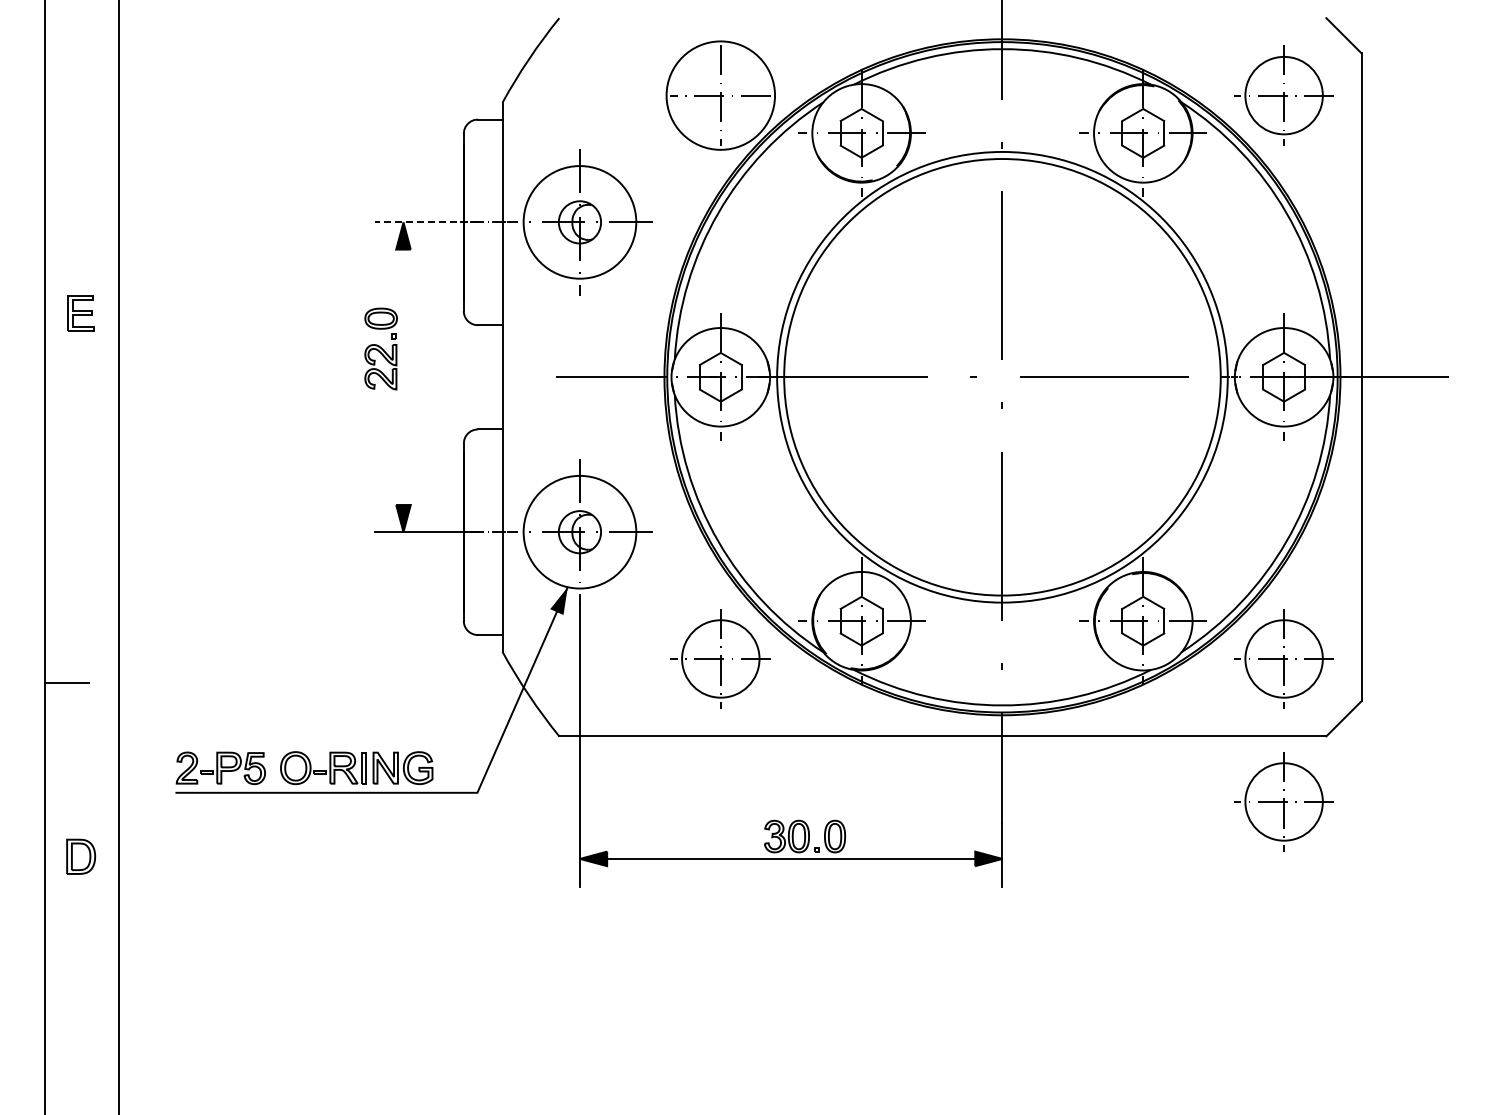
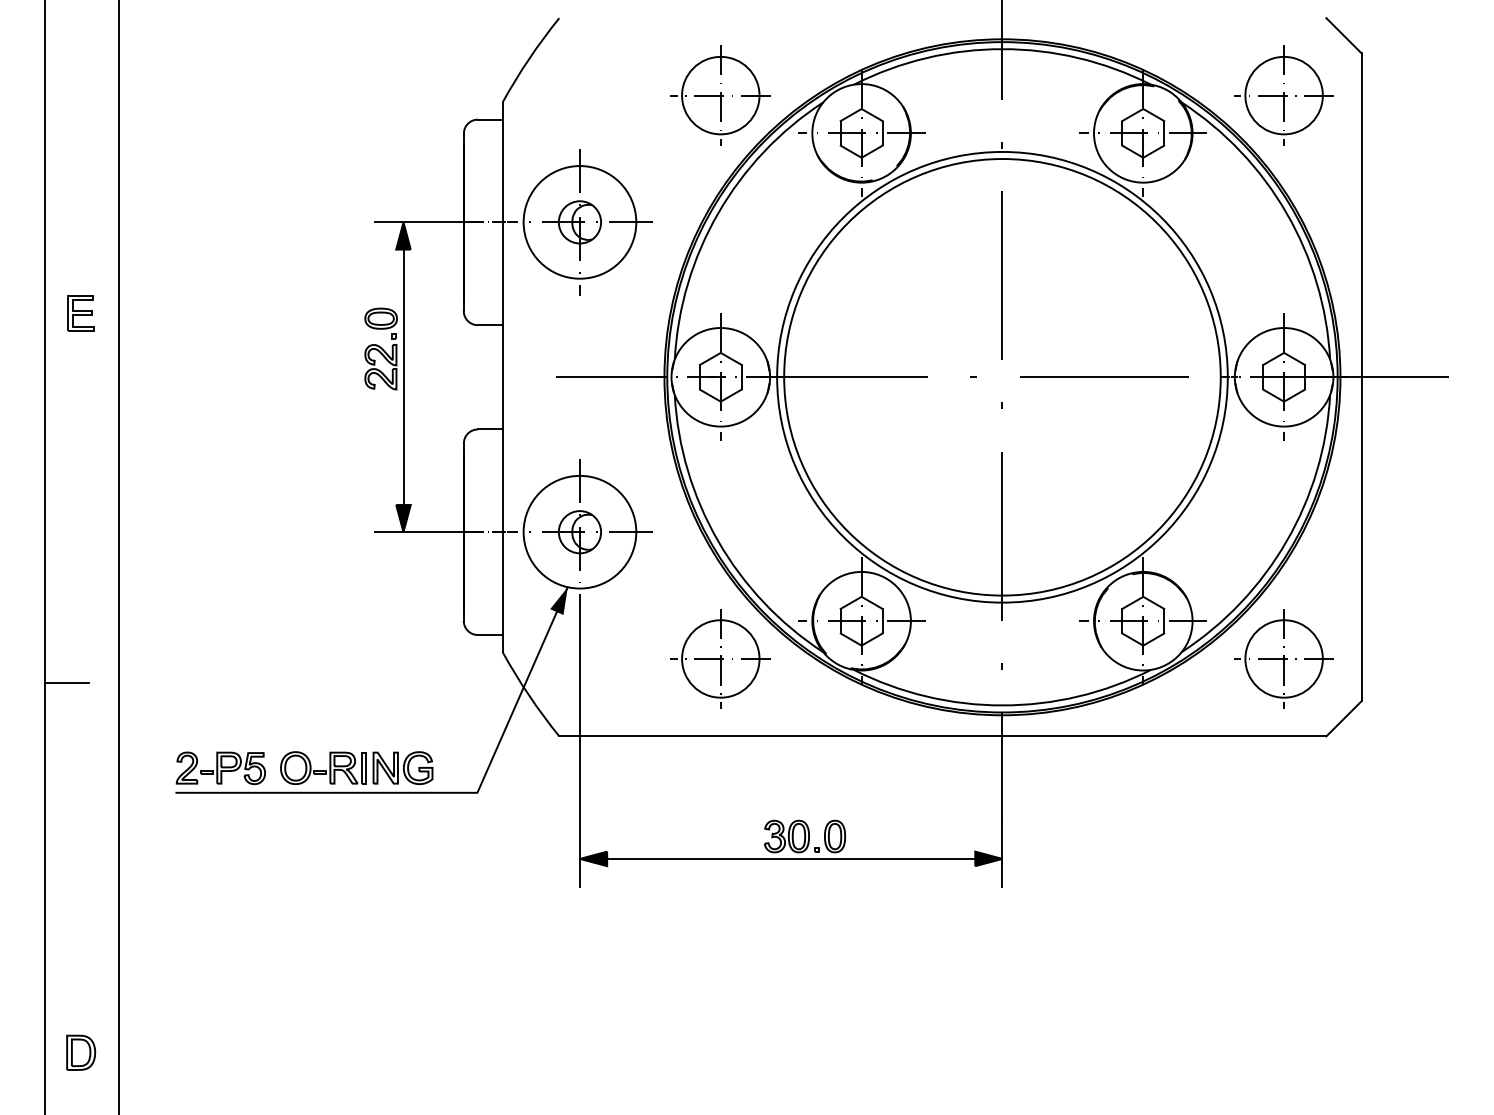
circle diameter: 108 px -> 77 px (720, 95)
line: dashed -> solid (426, 222)
line: none -> present (403, 377)
part: present -> none (1283, 801)
part position: (81, 856) -> (81, 1052) (81, 1052)
